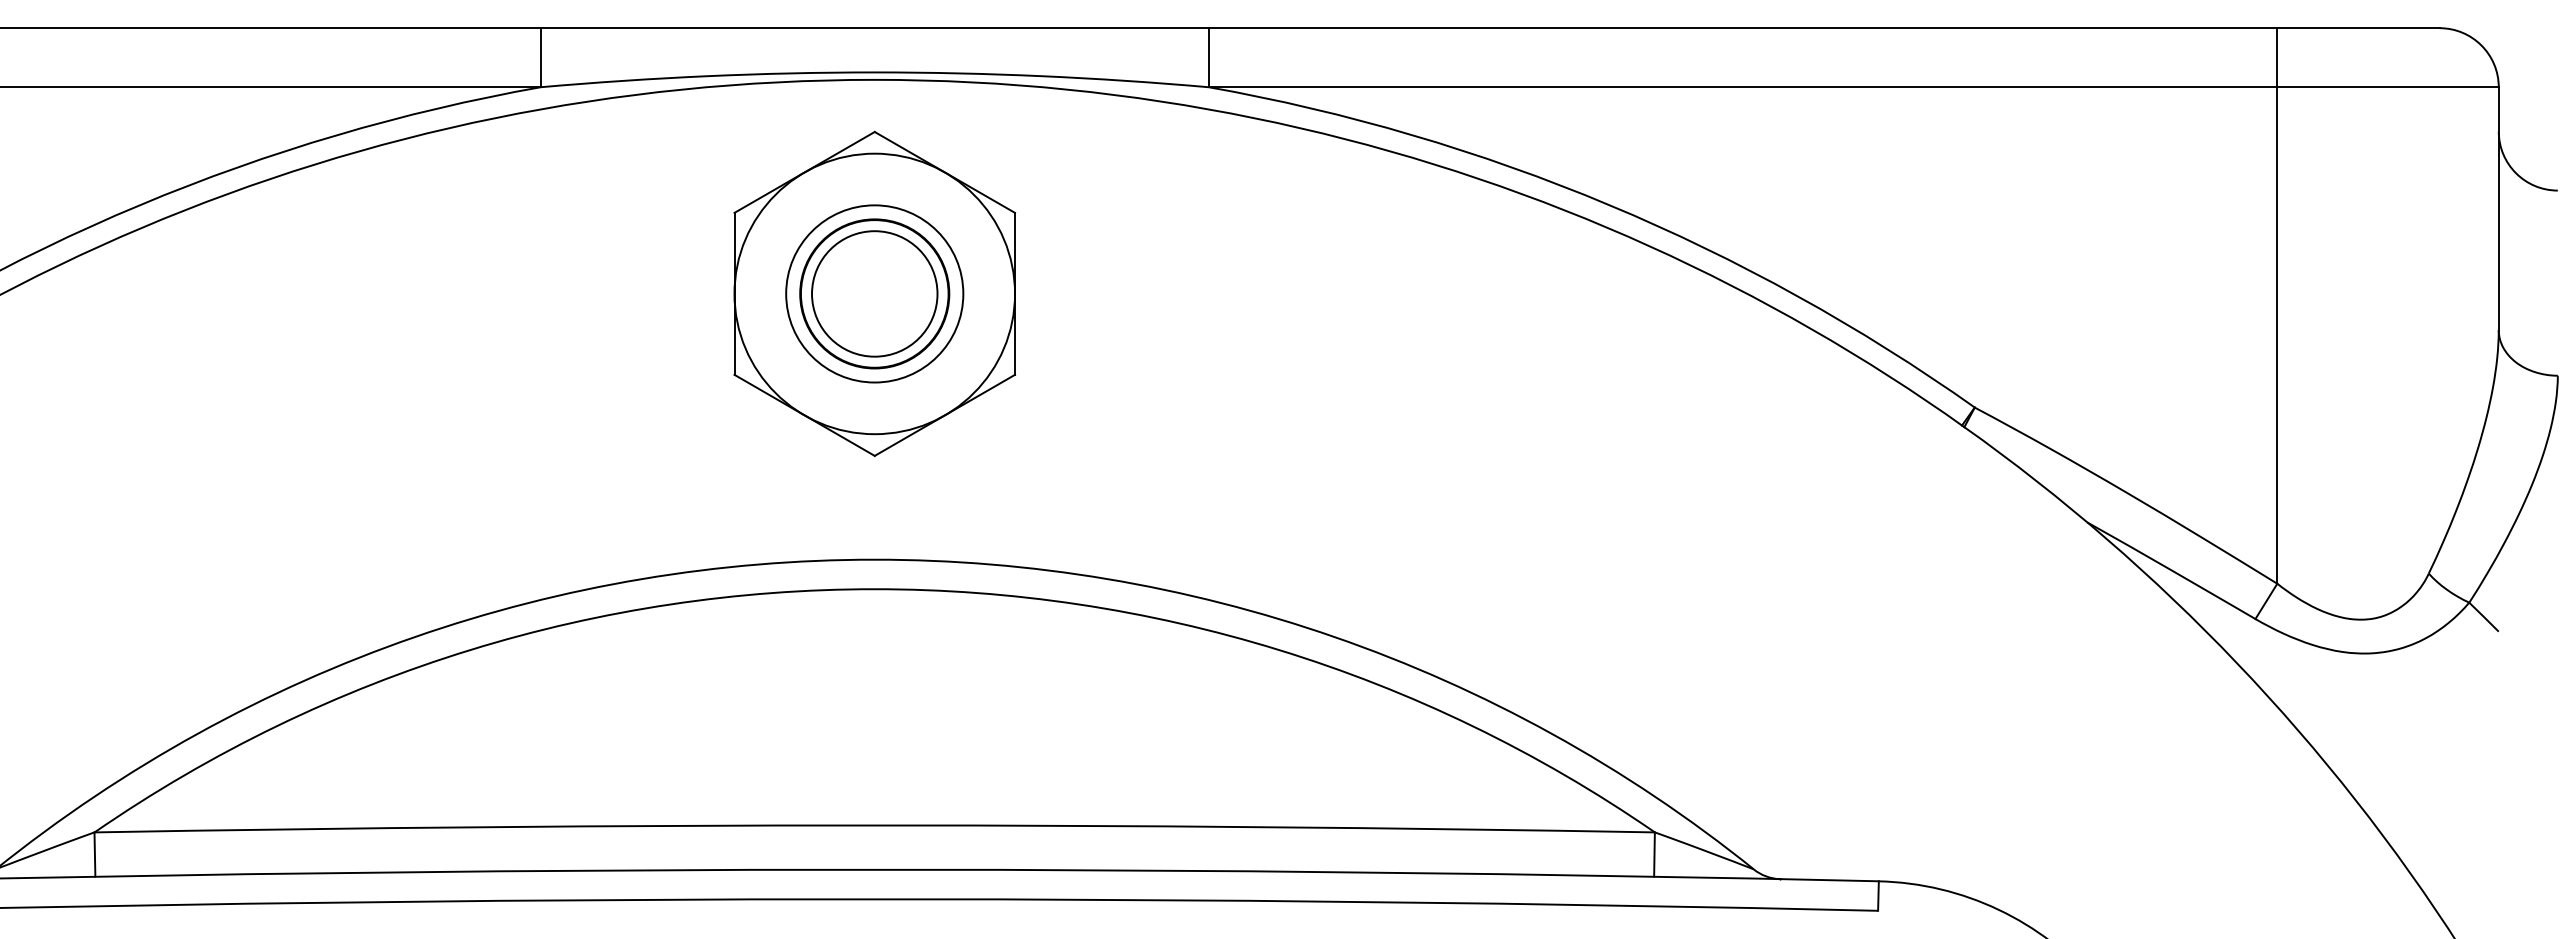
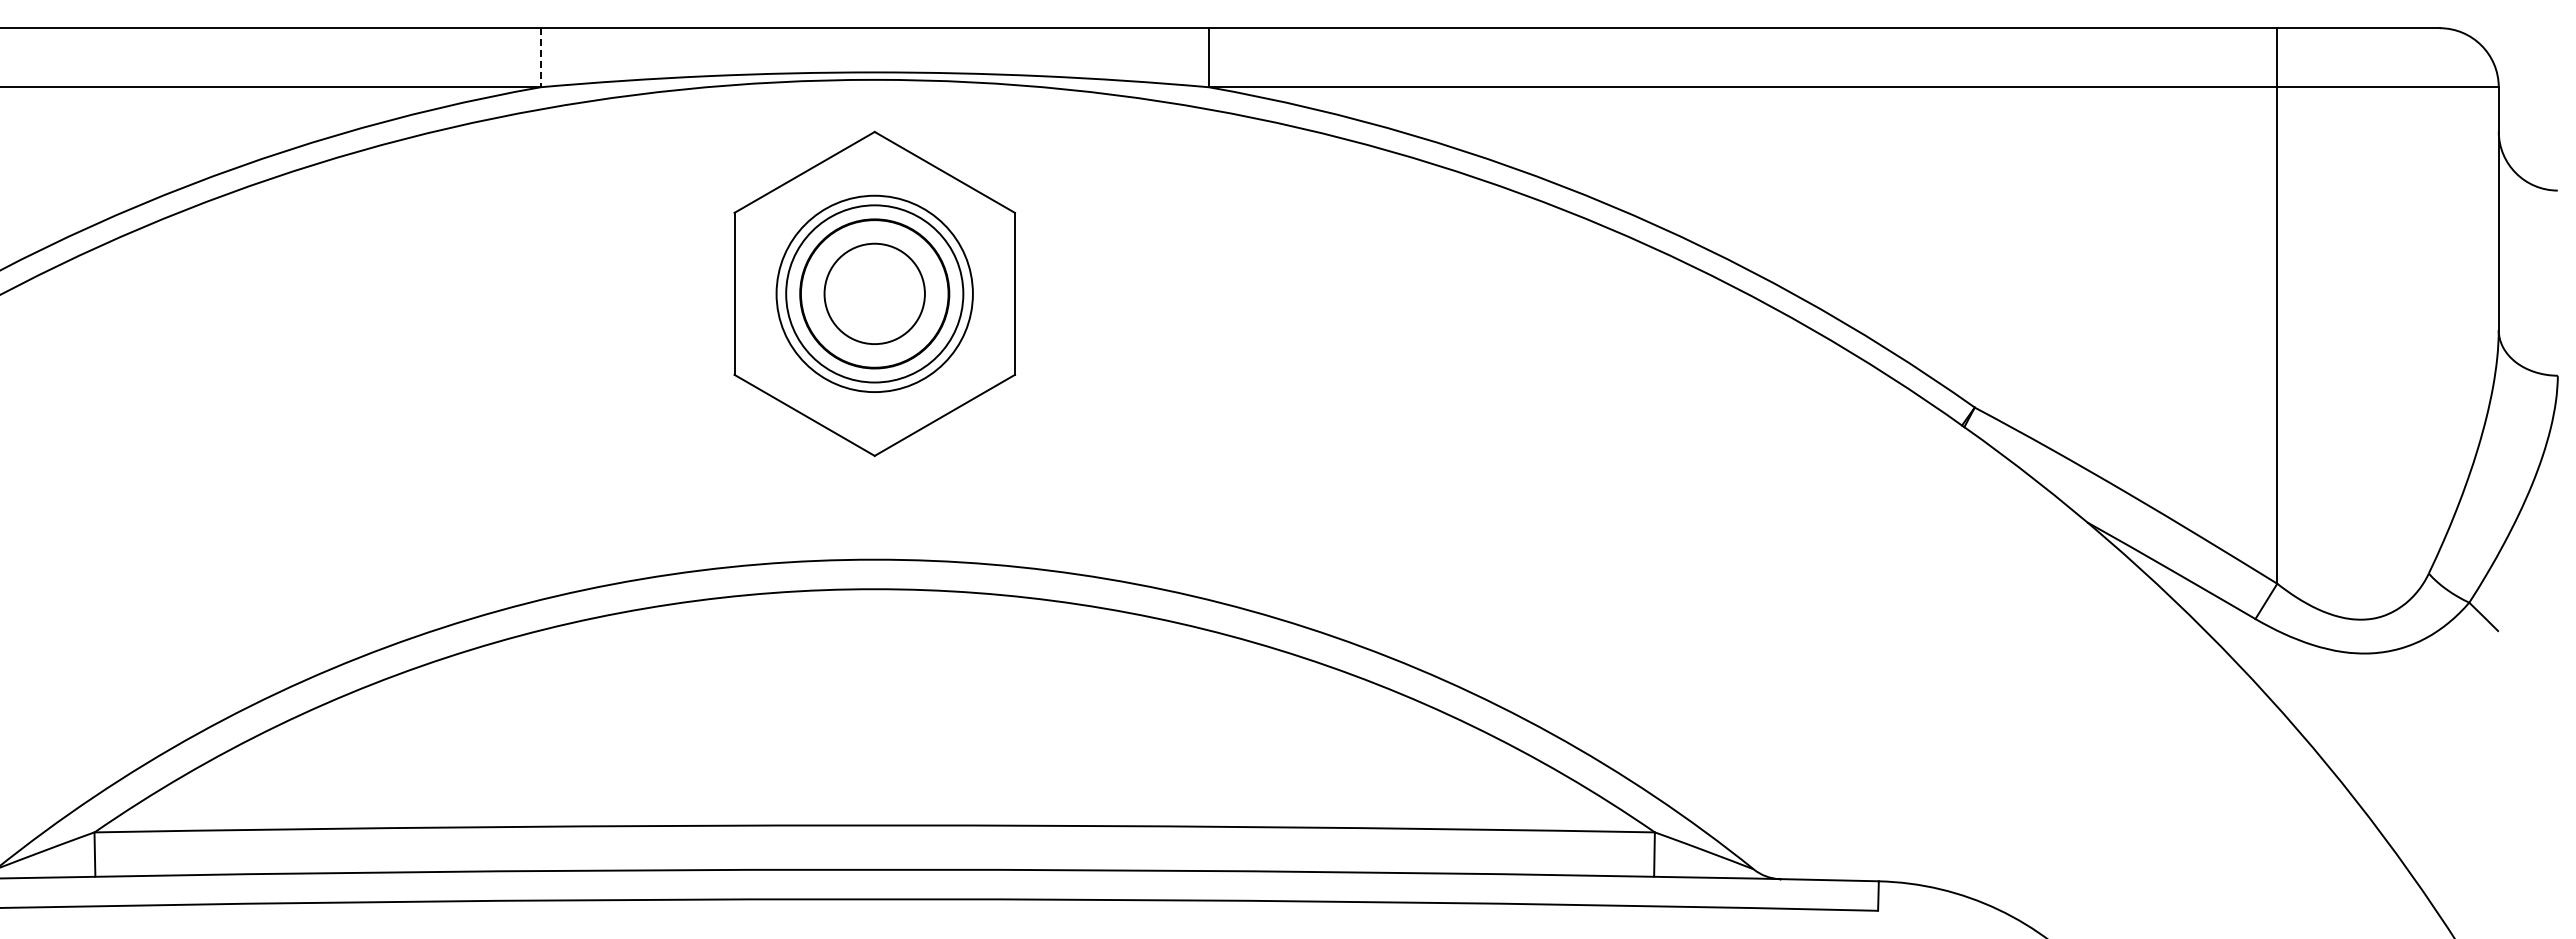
line: solid -> dashed (540, 57)
circle diameter: 125 px -> 100 px (874, 293)
circle diameter: 281 px -> 196 px (874, 293)
